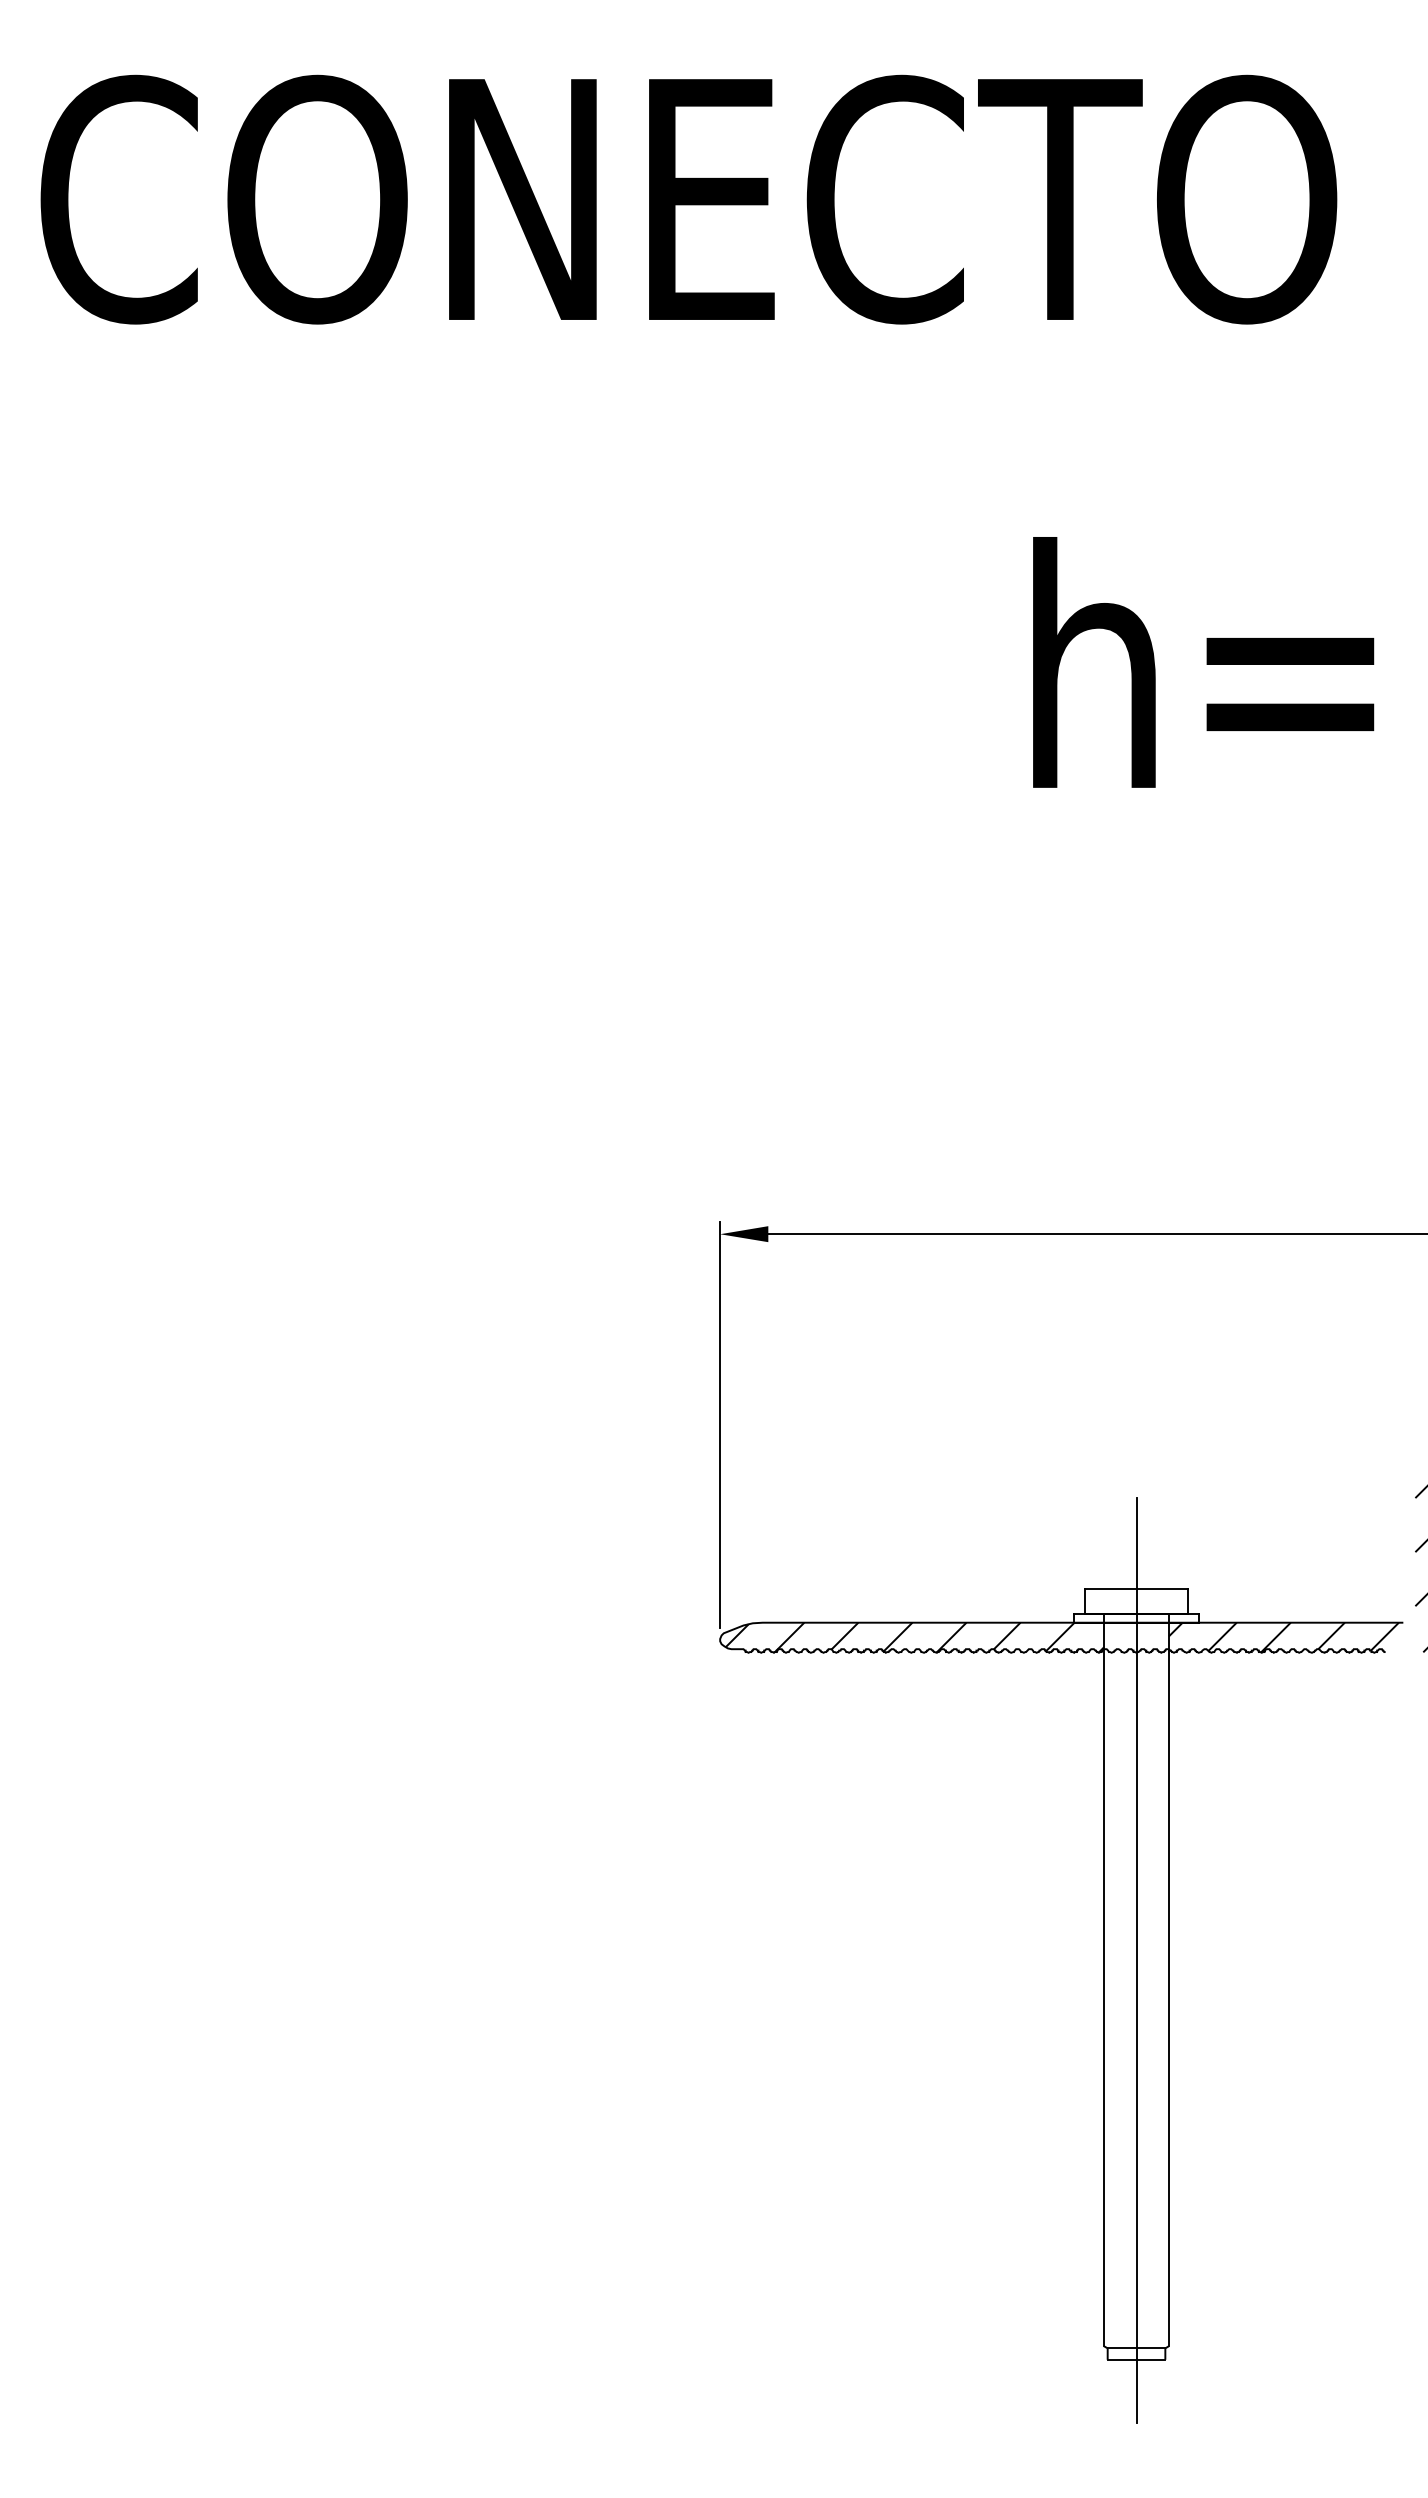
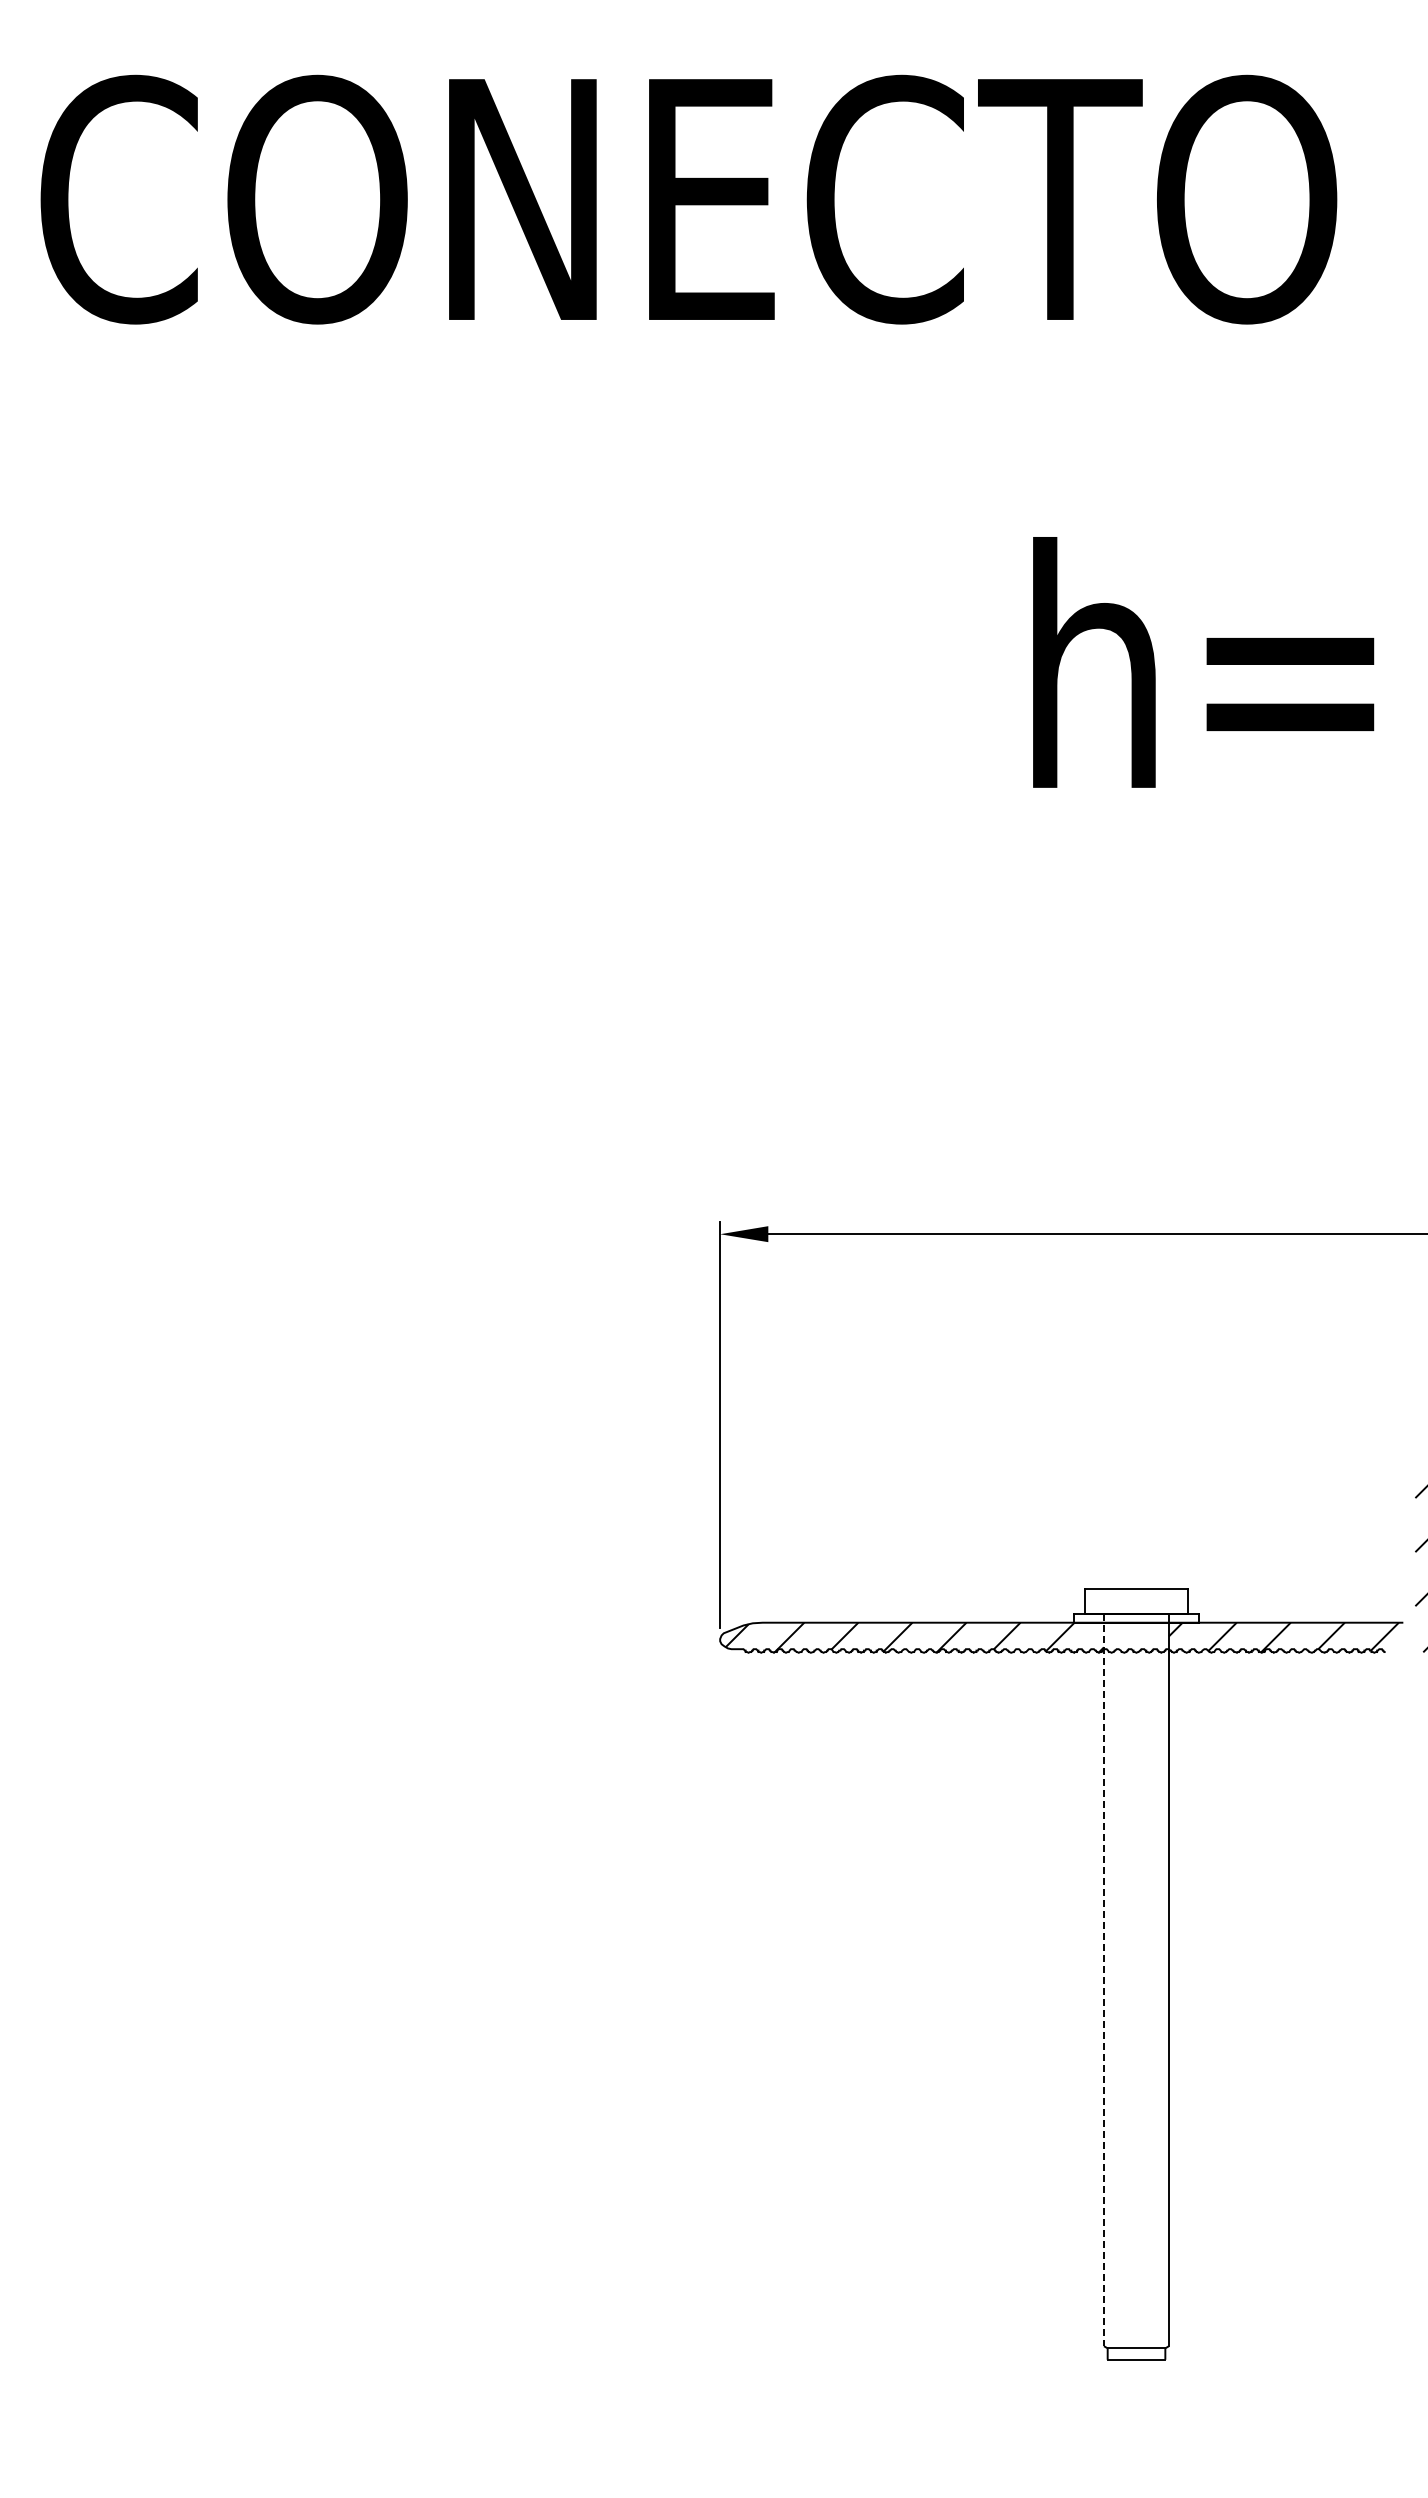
line: present -> none (1136, 1960)
line: solid -> dashed (1103, 1980)
